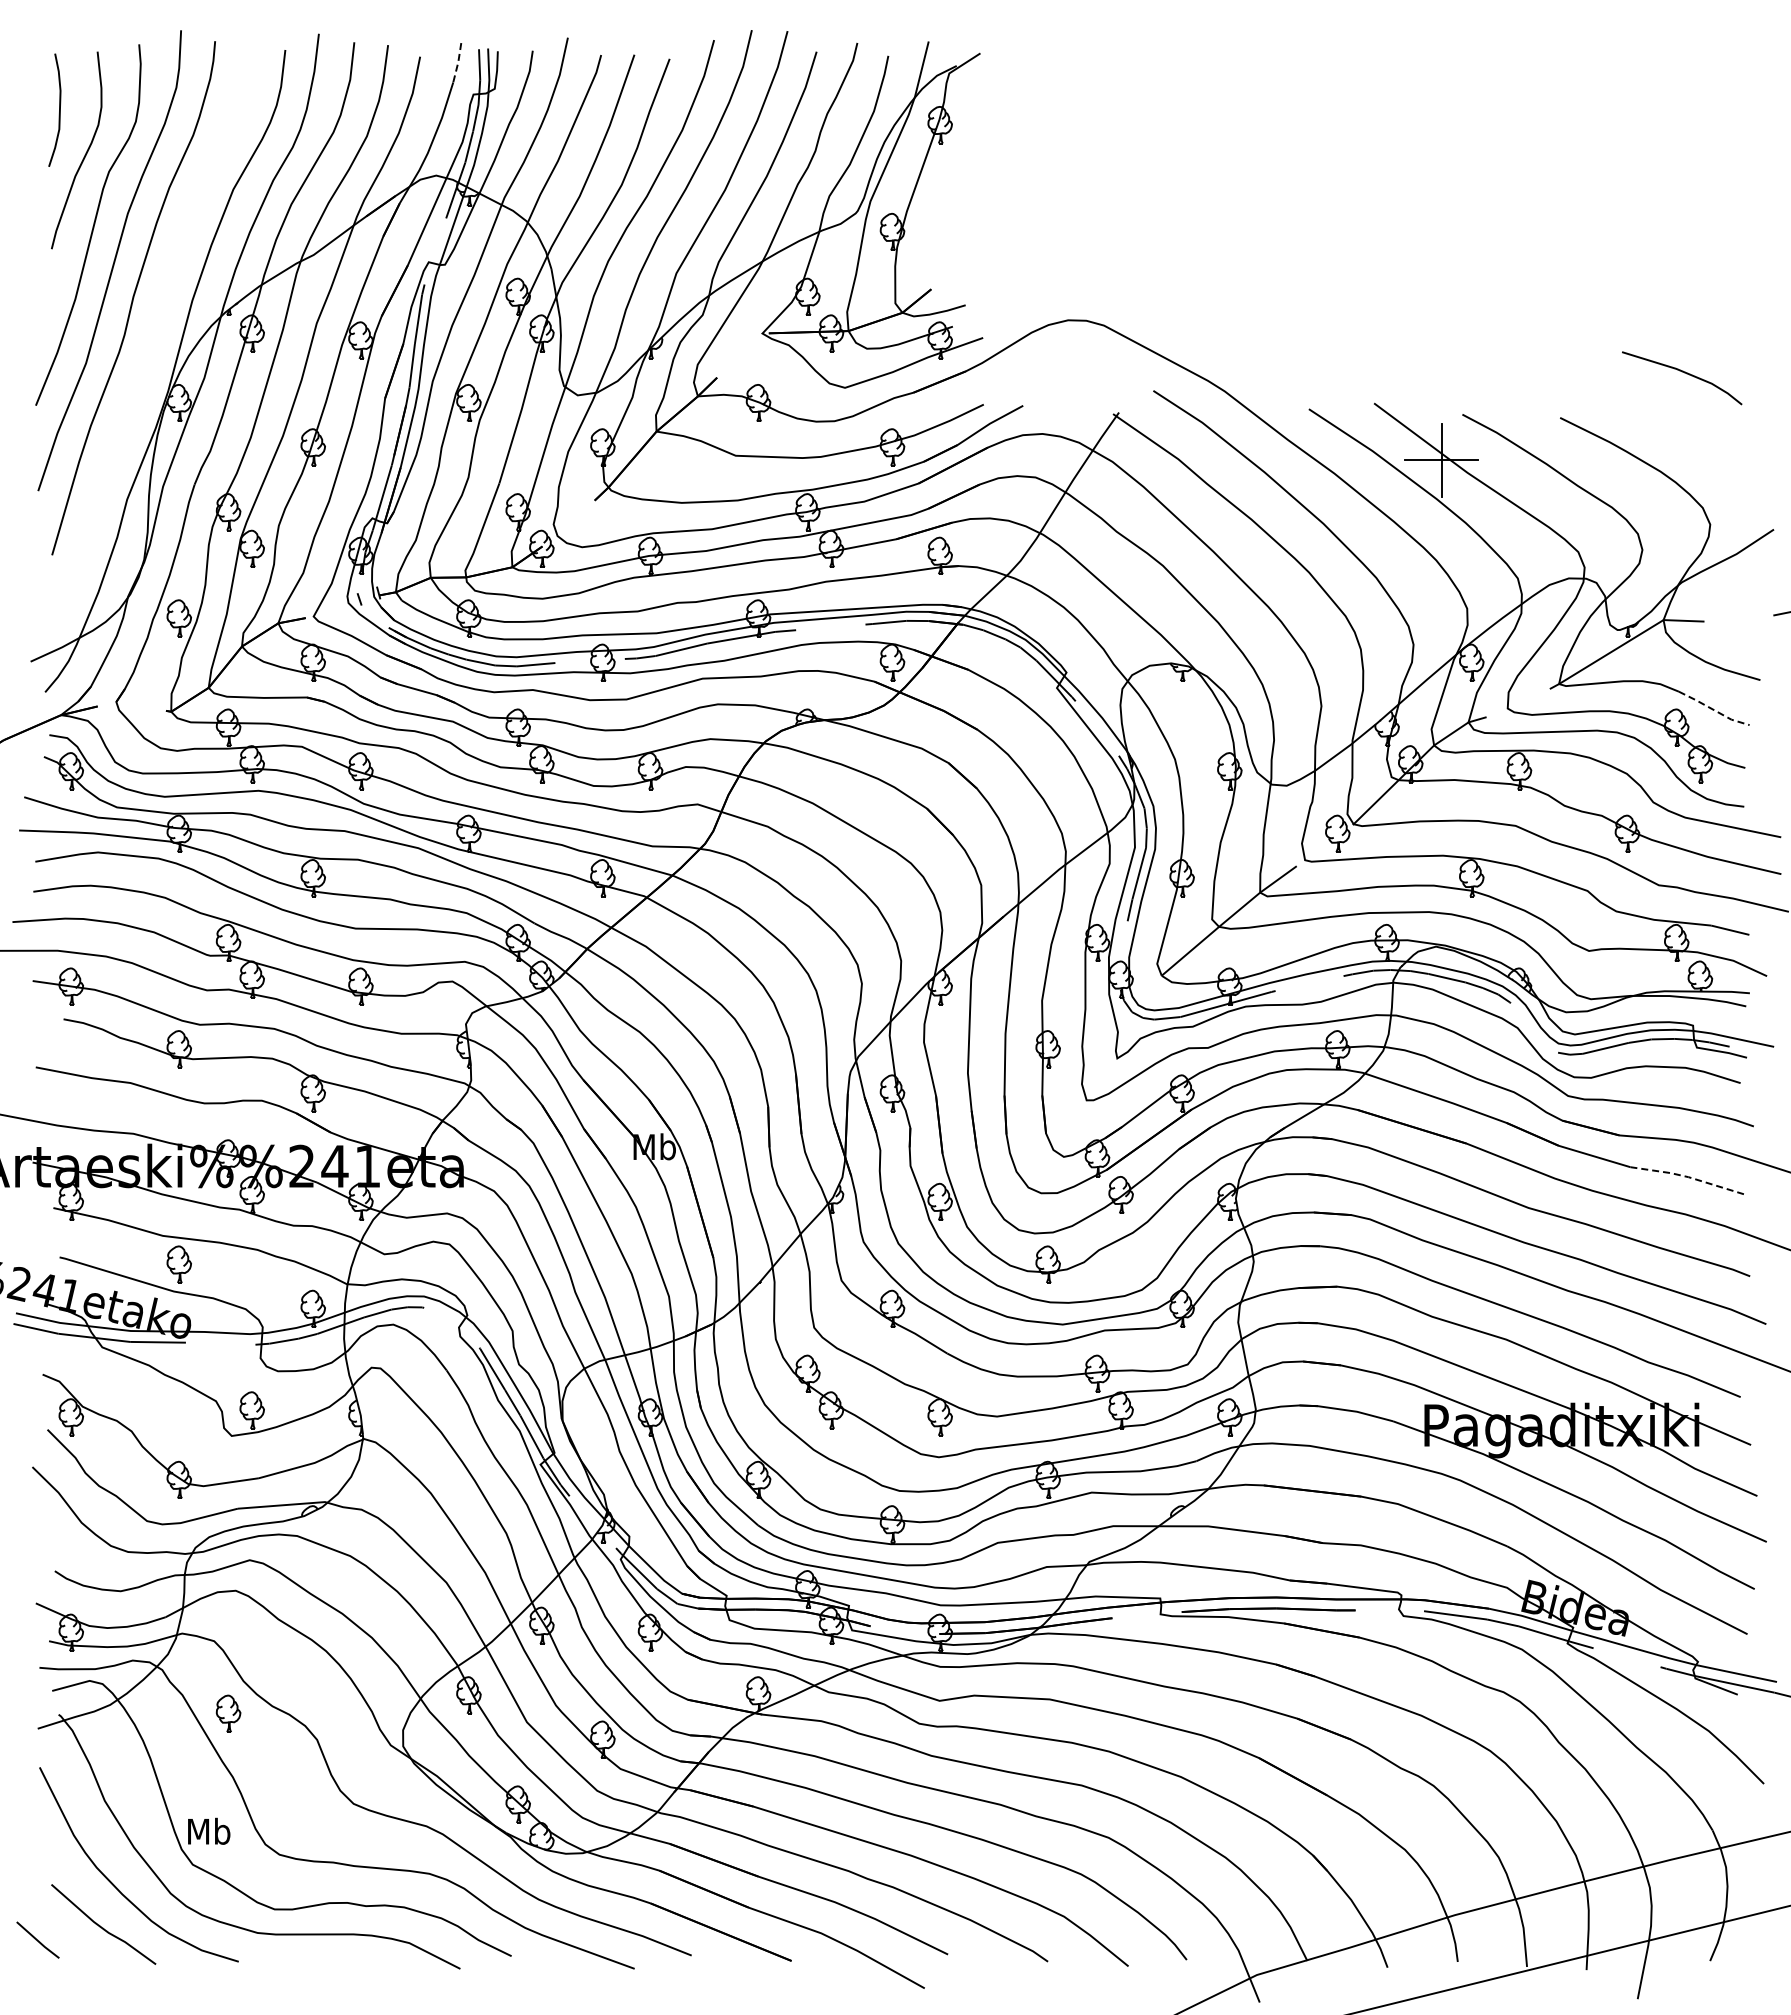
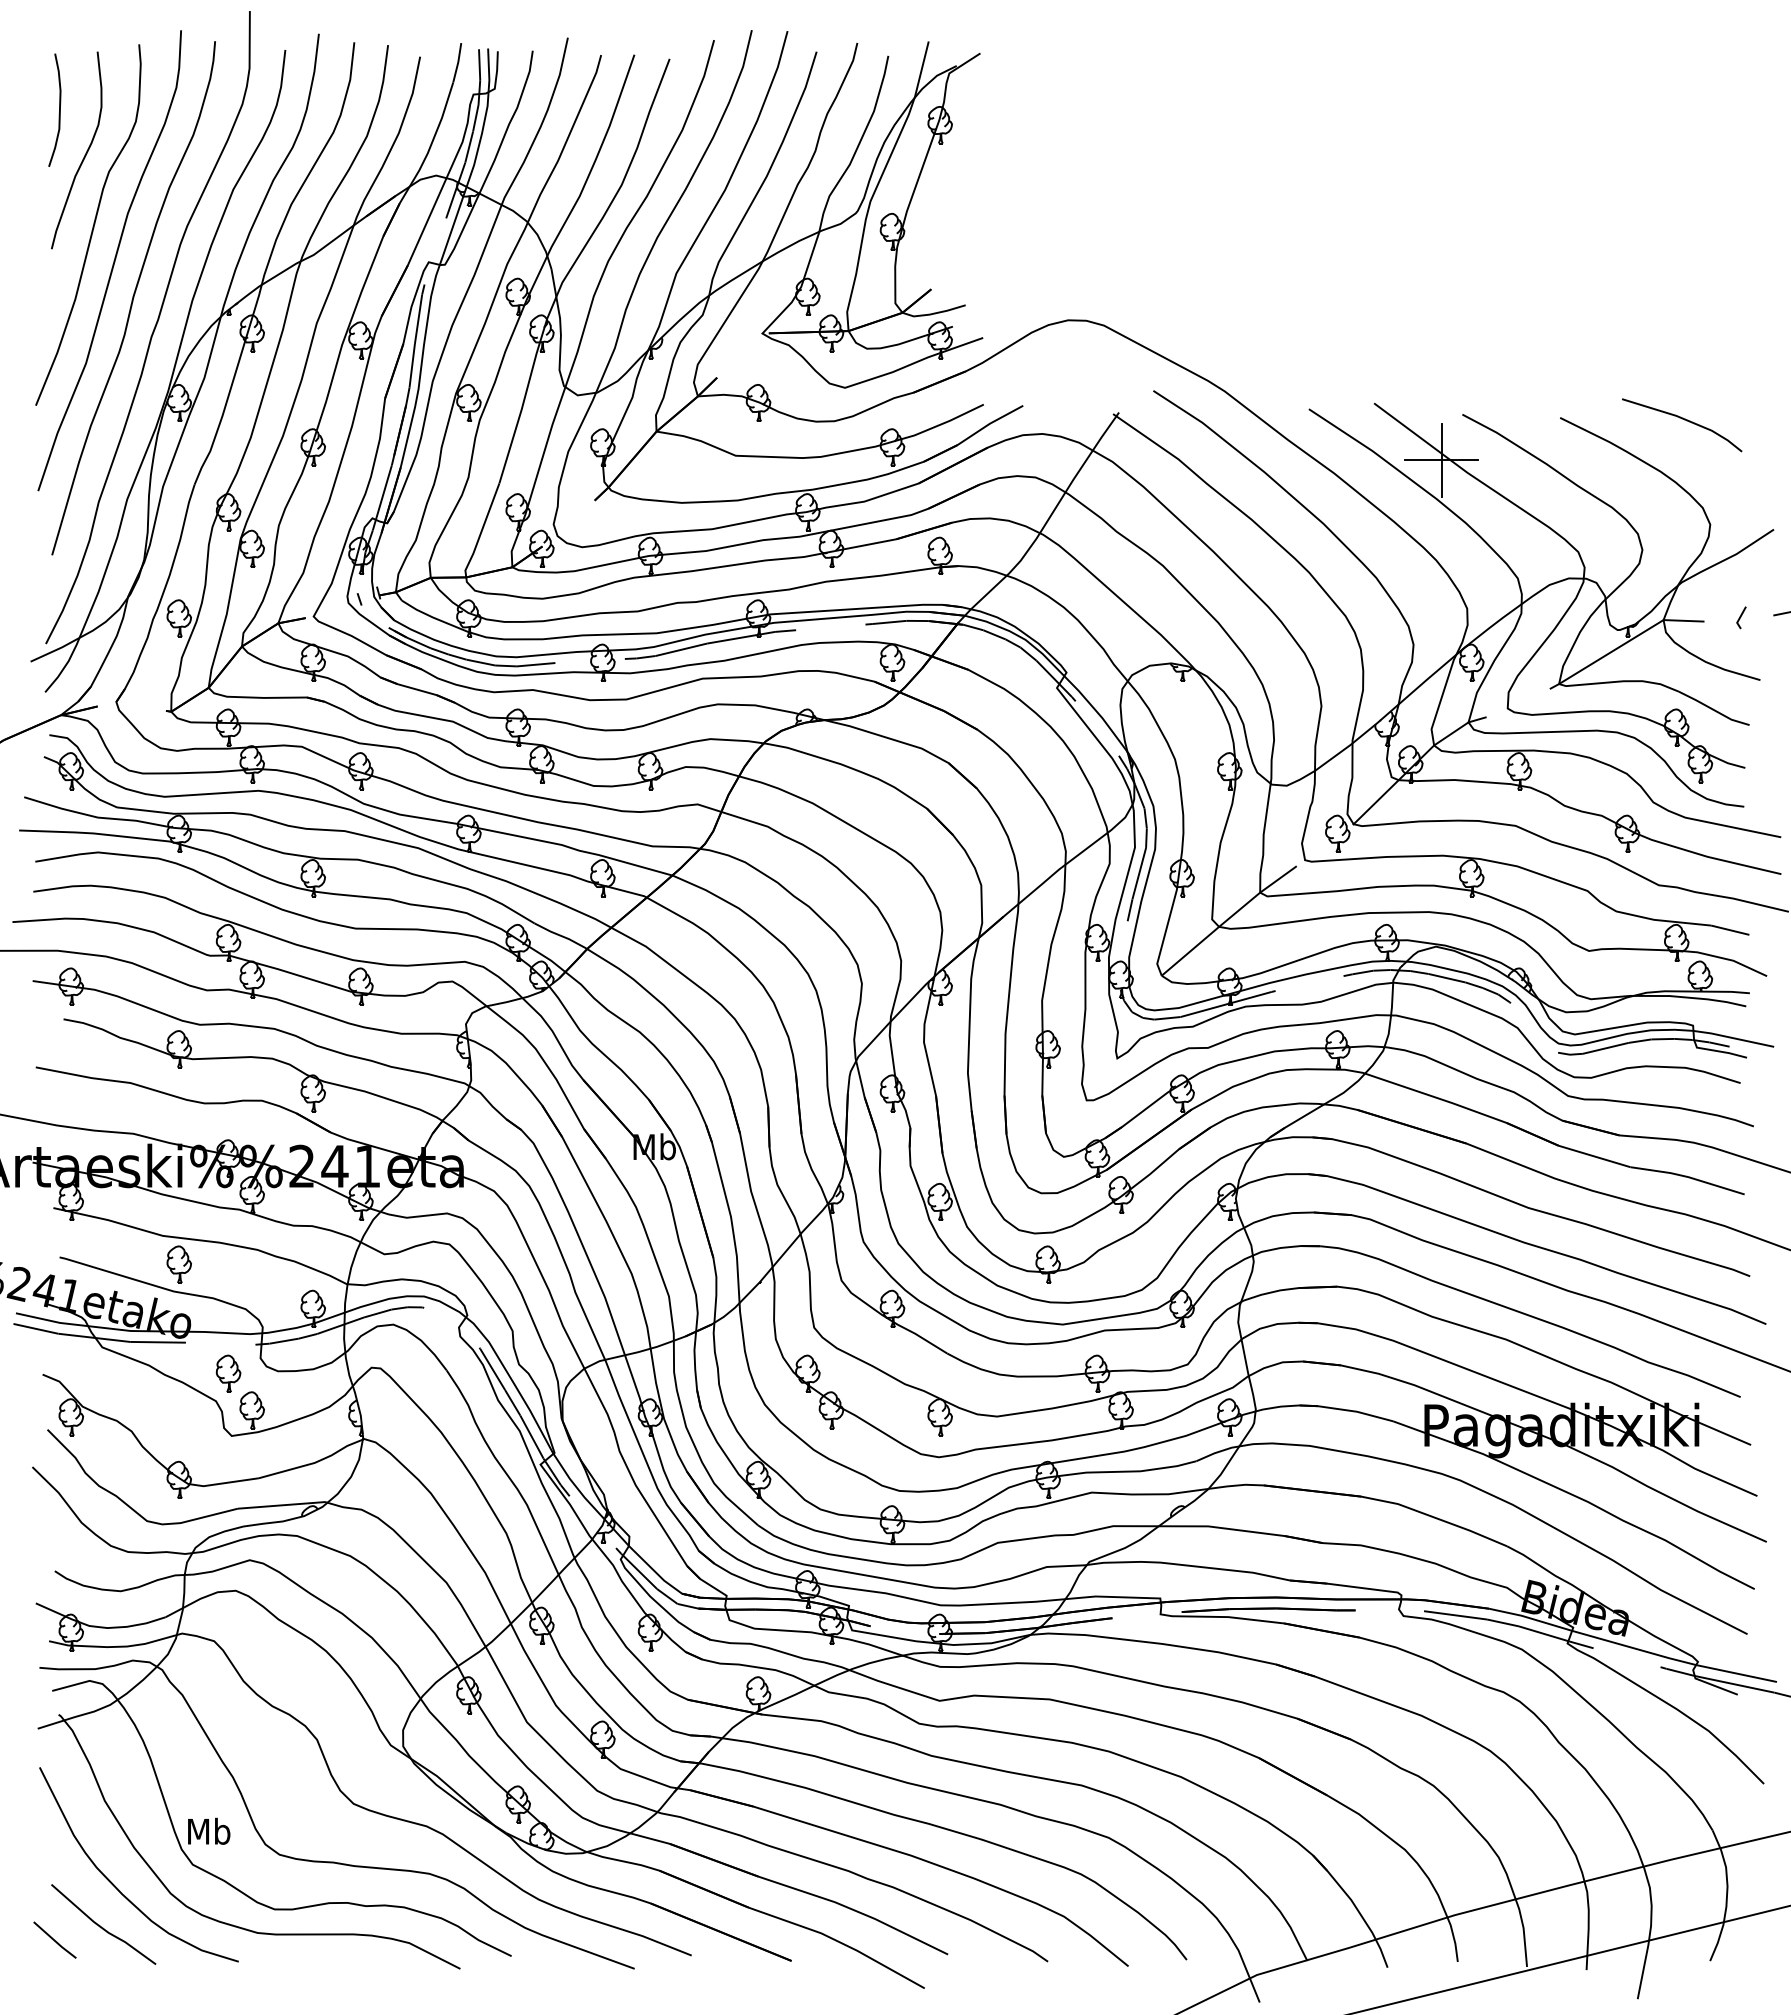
line: dashed -> solid (458, 62)
curve: none -> present (153, 328)
line position: (1684, 373) -> (1684, 420) (1684, 420)
line: none -> present (1741, 617)
line: dashed -> solid (1714, 710)
line: dashed -> solid (1688, 1177)
part position: (228, 1713) -> (228, 1373) (228, 1373)
line position: (37, 1939) -> (54, 1939) (54, 1939)
